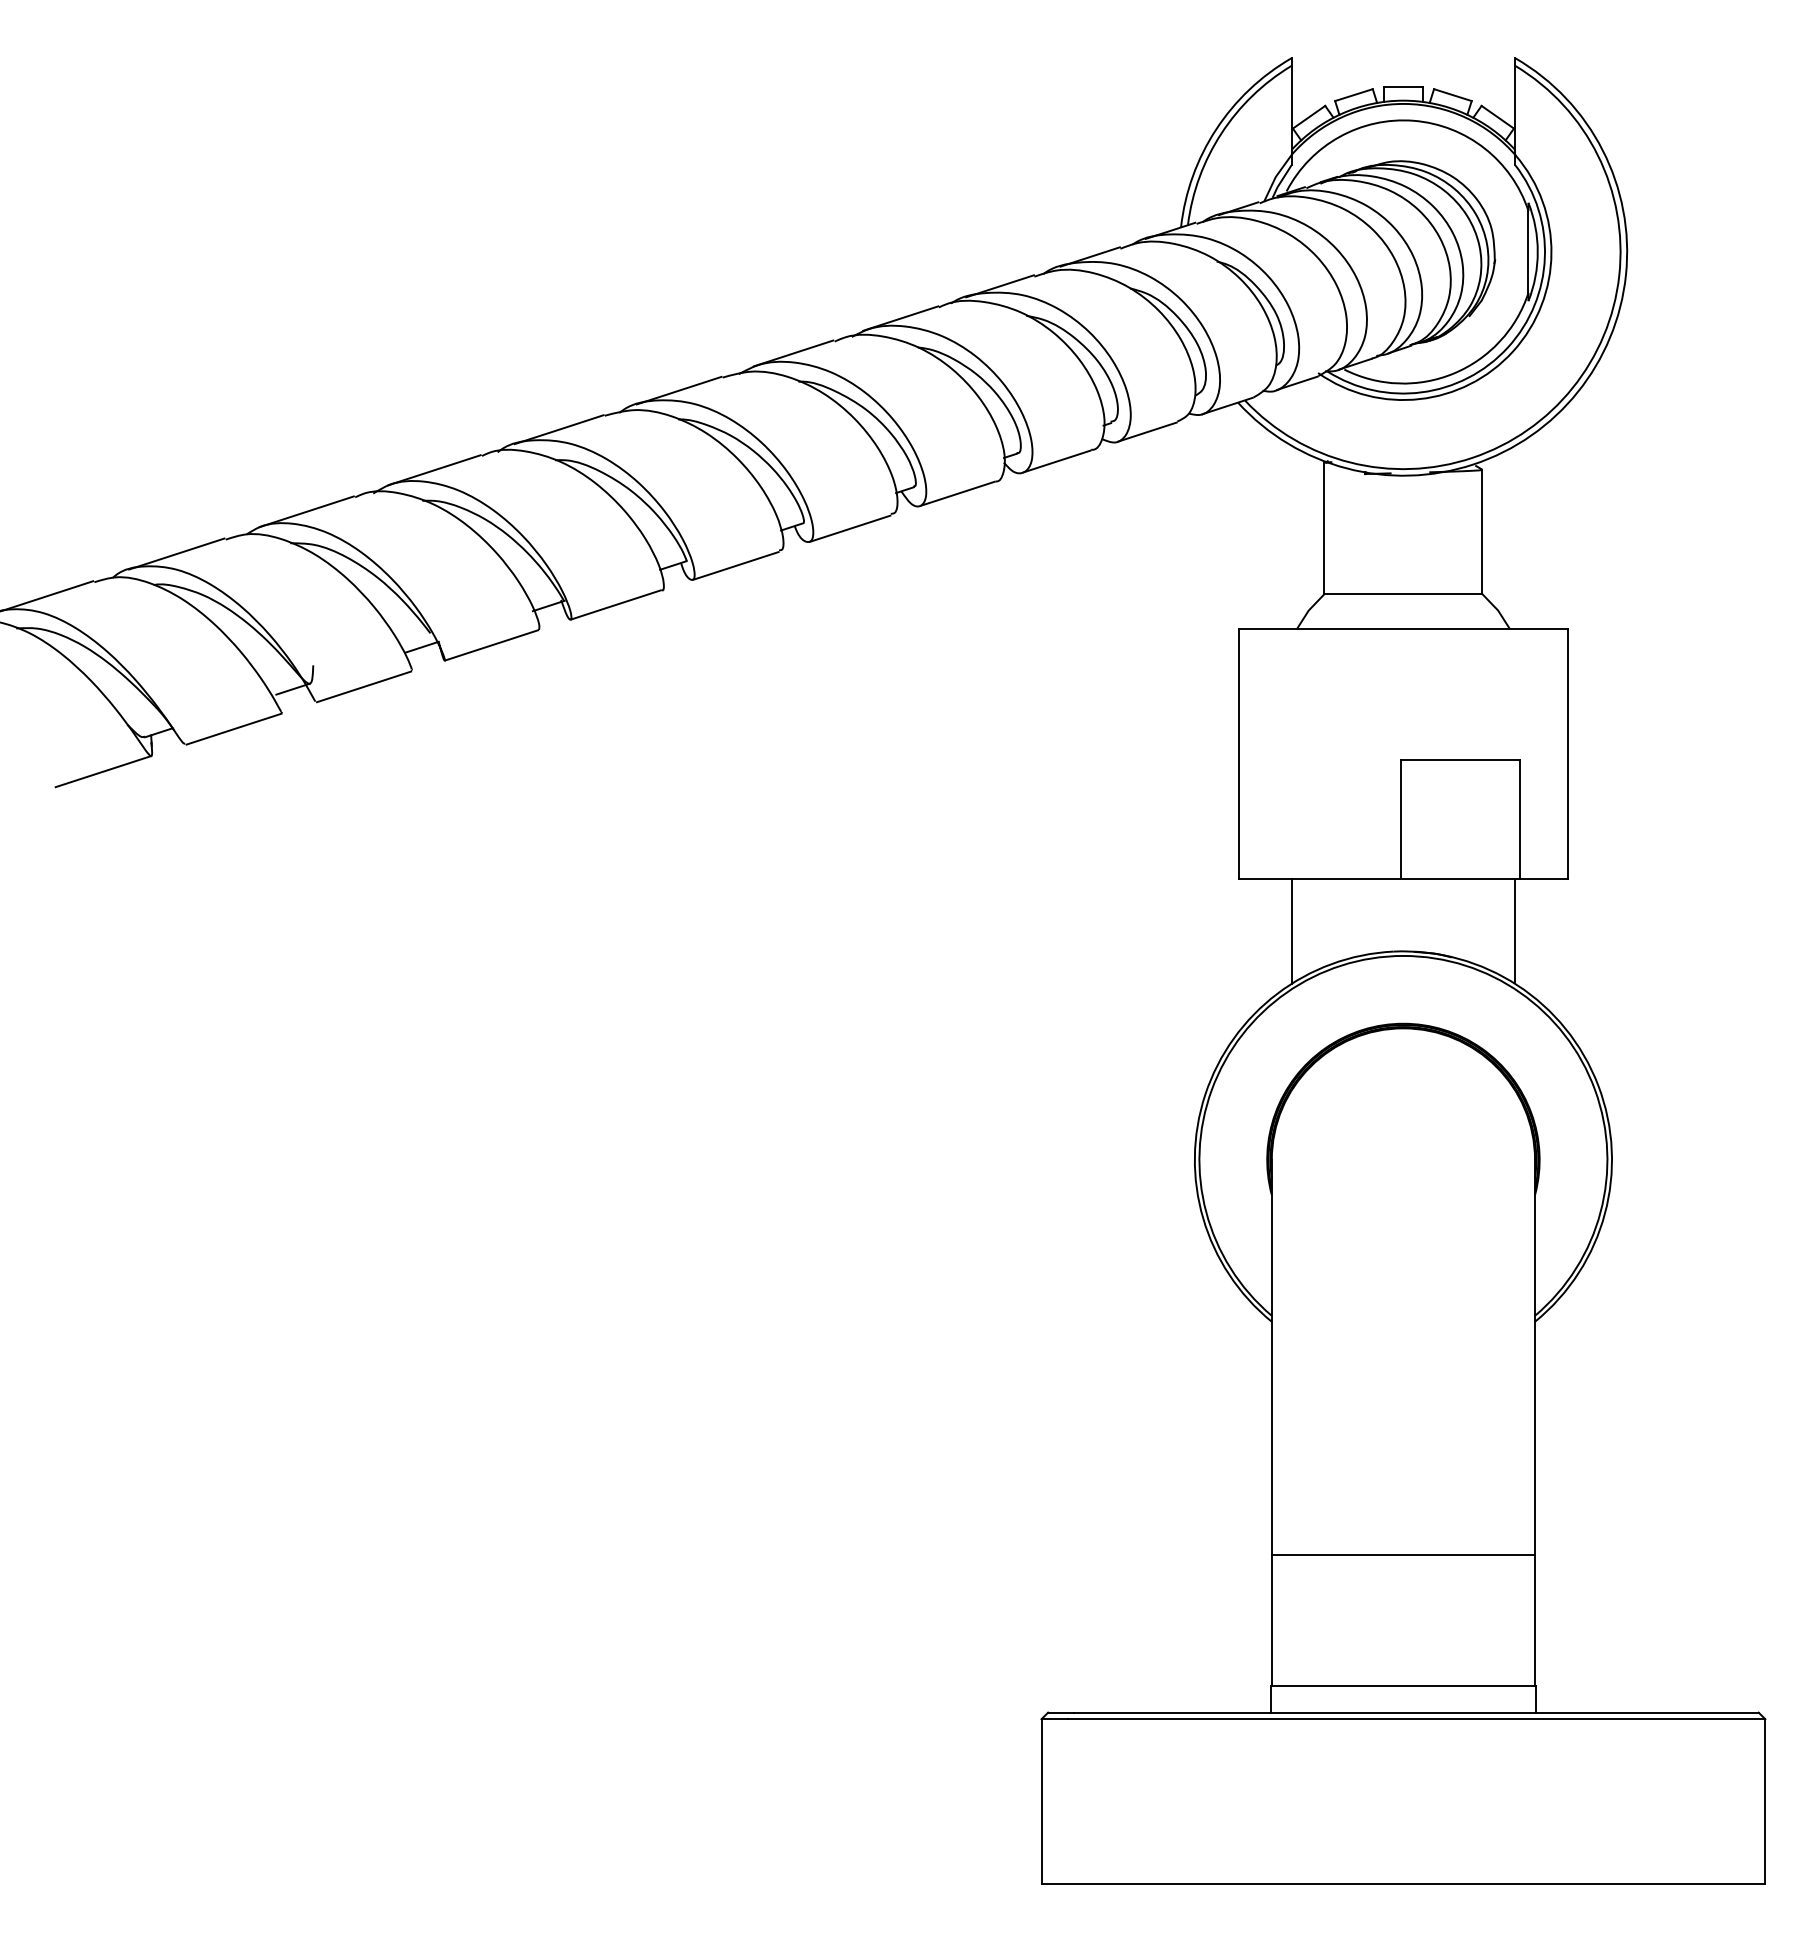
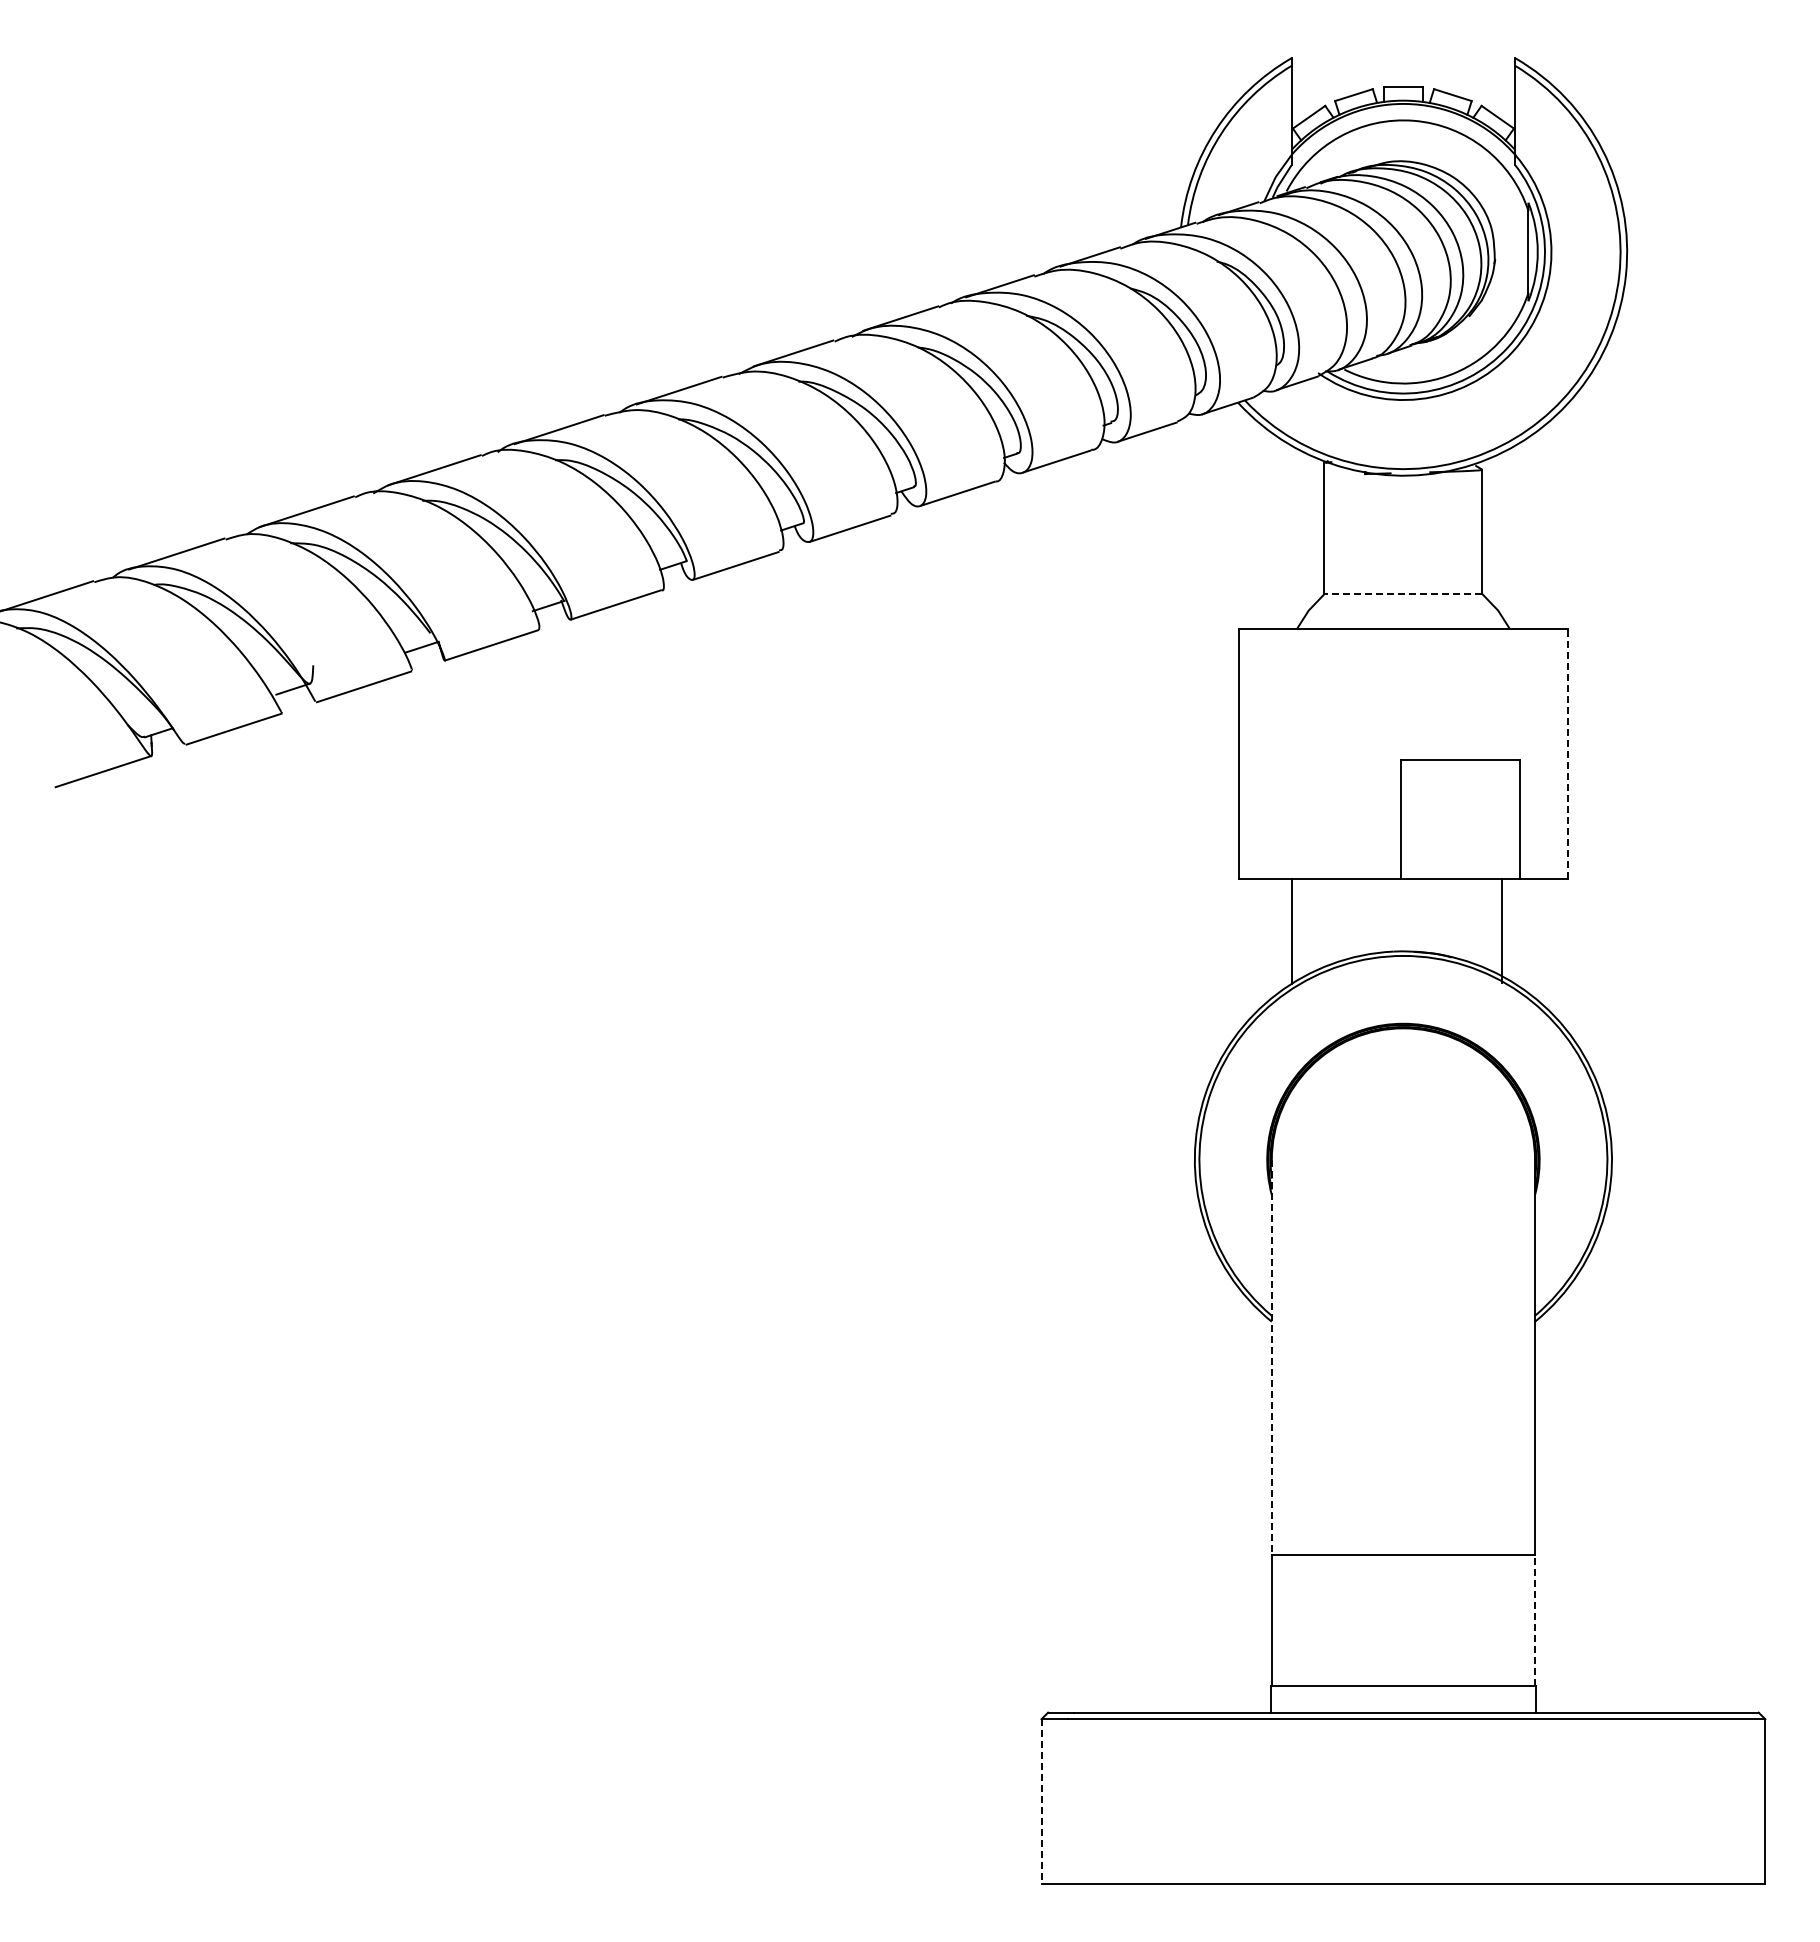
line: solid -> dashed (1403, 594)
line: solid -> dashed (1567, 753)
line position: (1515, 930) -> (1502, 930) (1502, 930)
line: solid -> dashed (1271, 1357)
line: solid -> dashed (1535, 1620)
line: solid -> dashed (1041, 1801)
